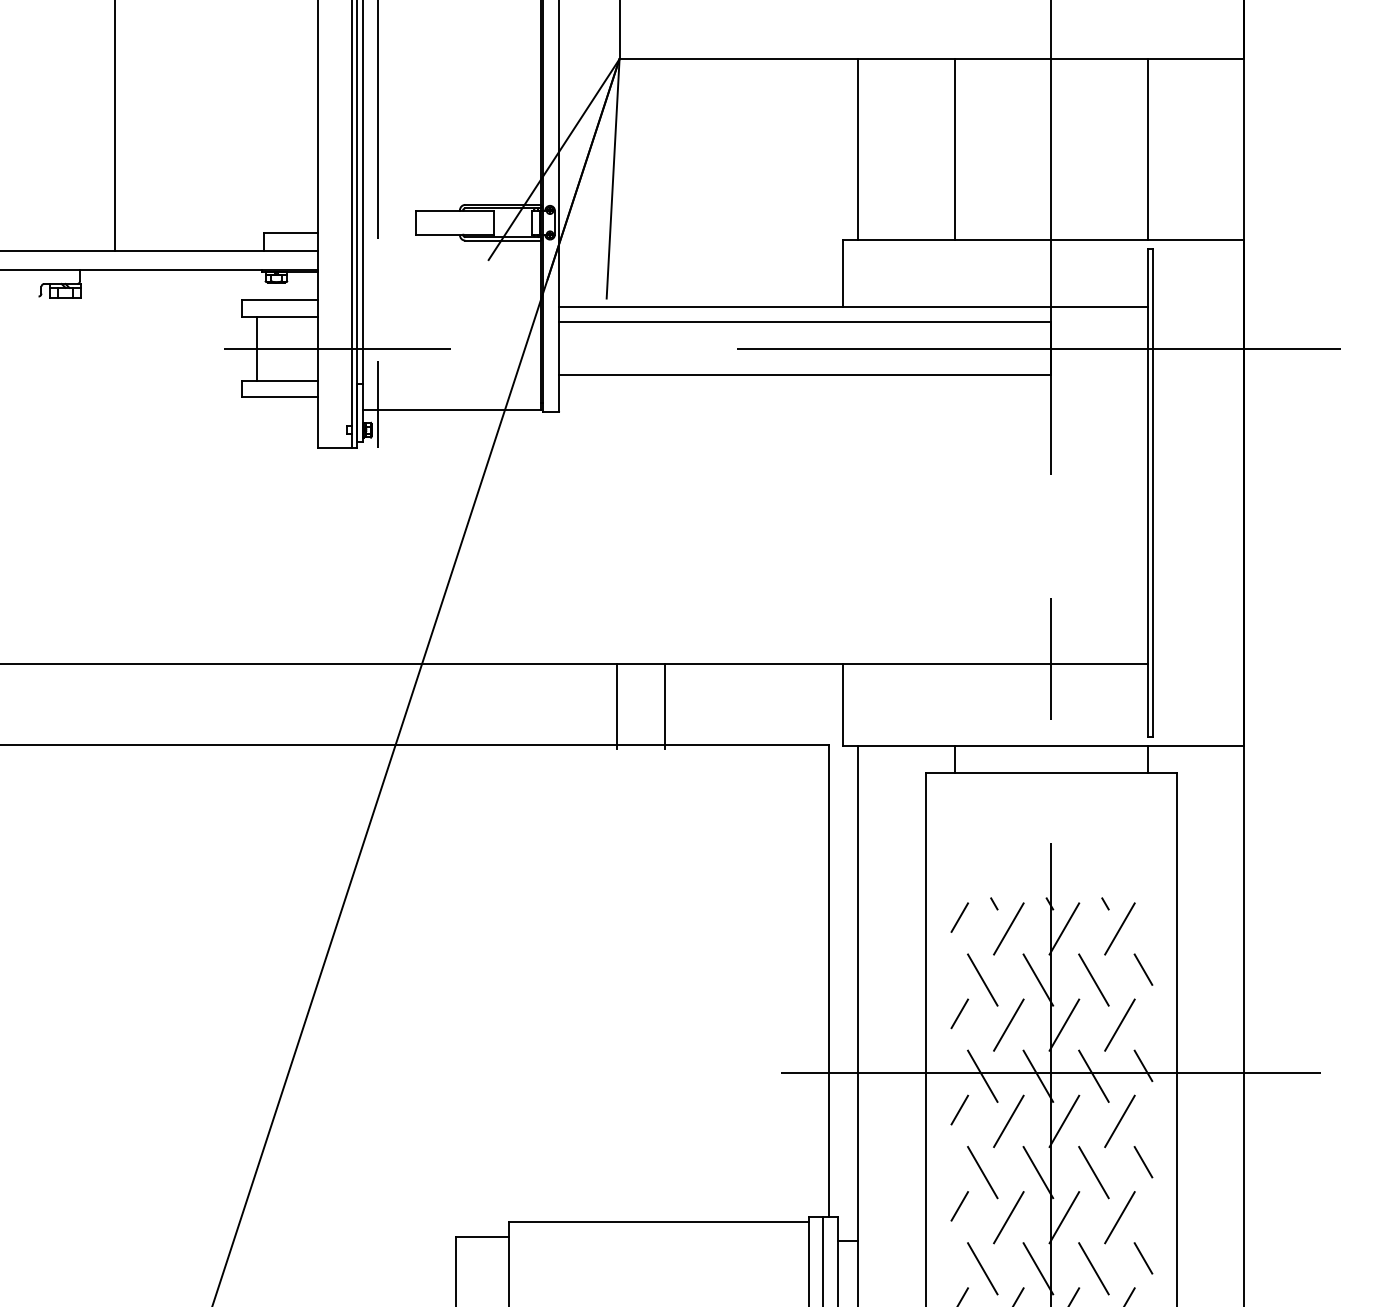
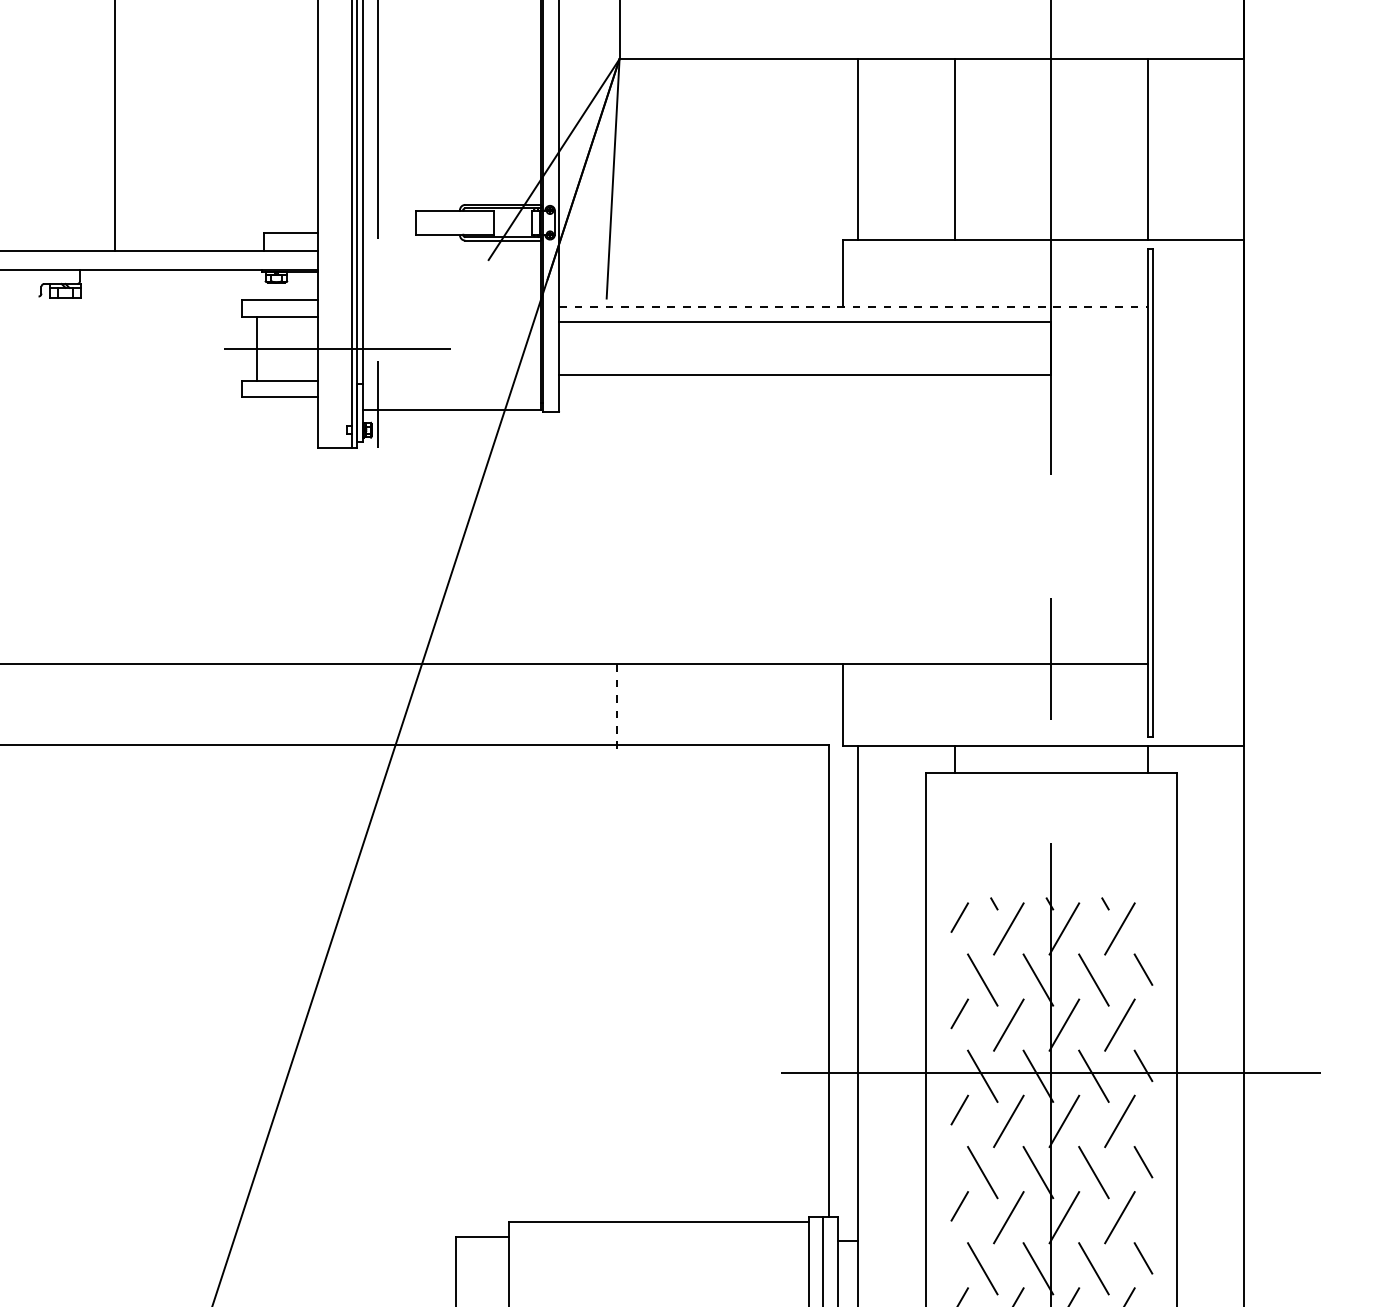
line: solid -> dashed (853, 307)
line: present -> none (1038, 348)
line: present -> none (664, 706)
line: solid -> dashed (616, 707)
